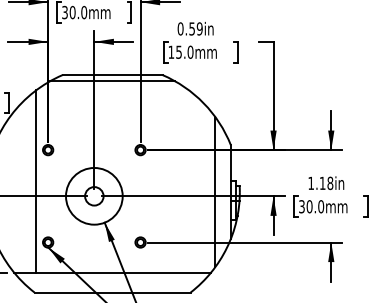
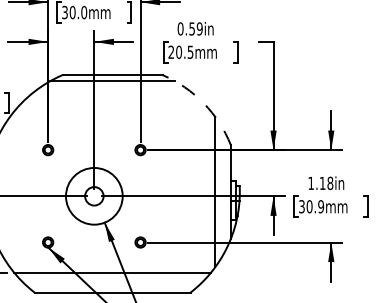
text: 15.0mm -> 20.5mm (180, 51)
arc: solid -> dashed (203, 103)
line: present -> none (36, 181)
text: 30.0mm -> 30.9mm (320, 206)
